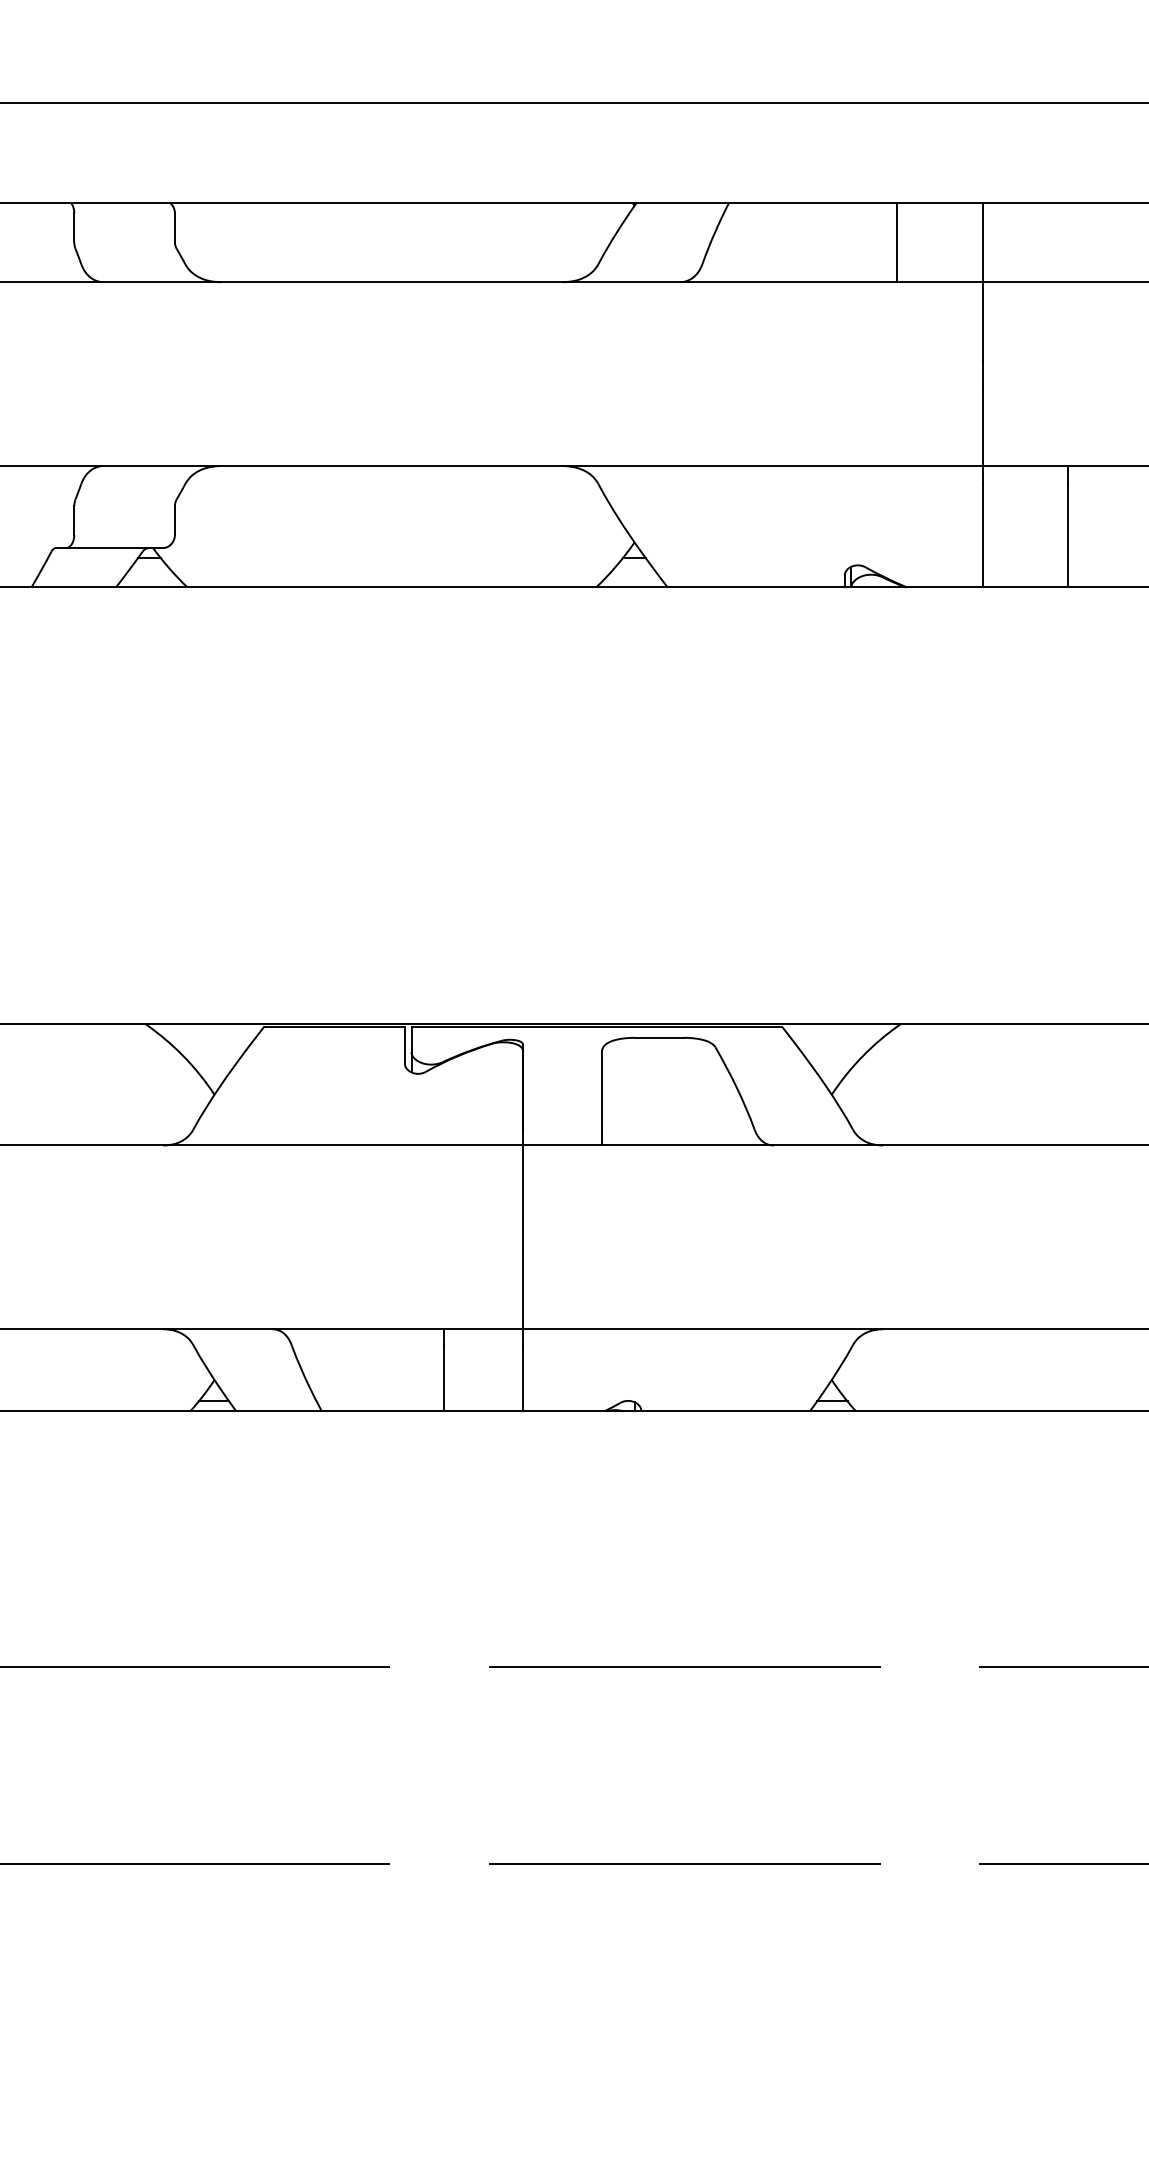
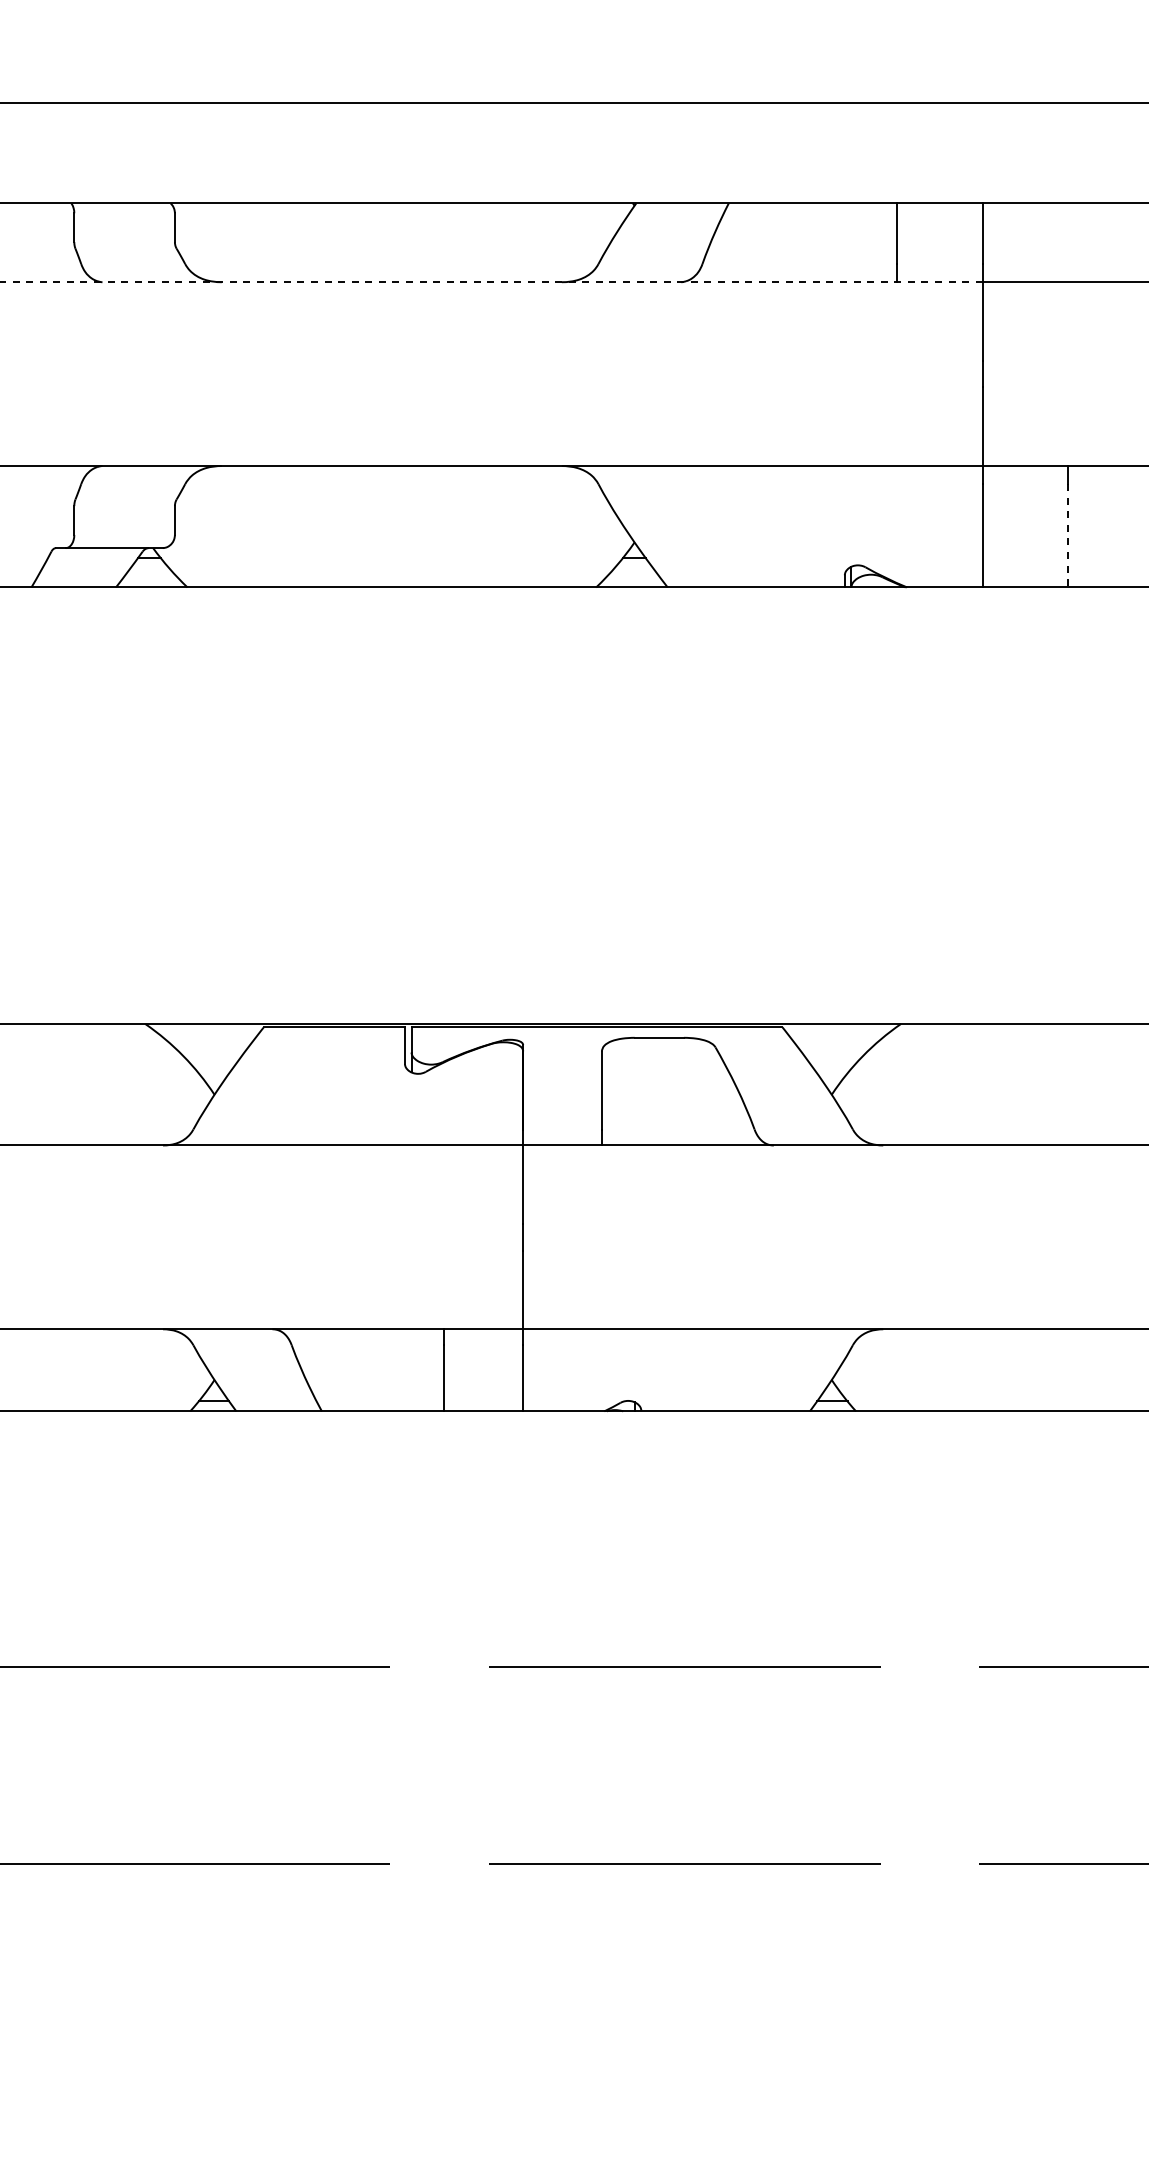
line: solid -> dashed (491, 282)
line: solid -> dashed (1068, 535)
